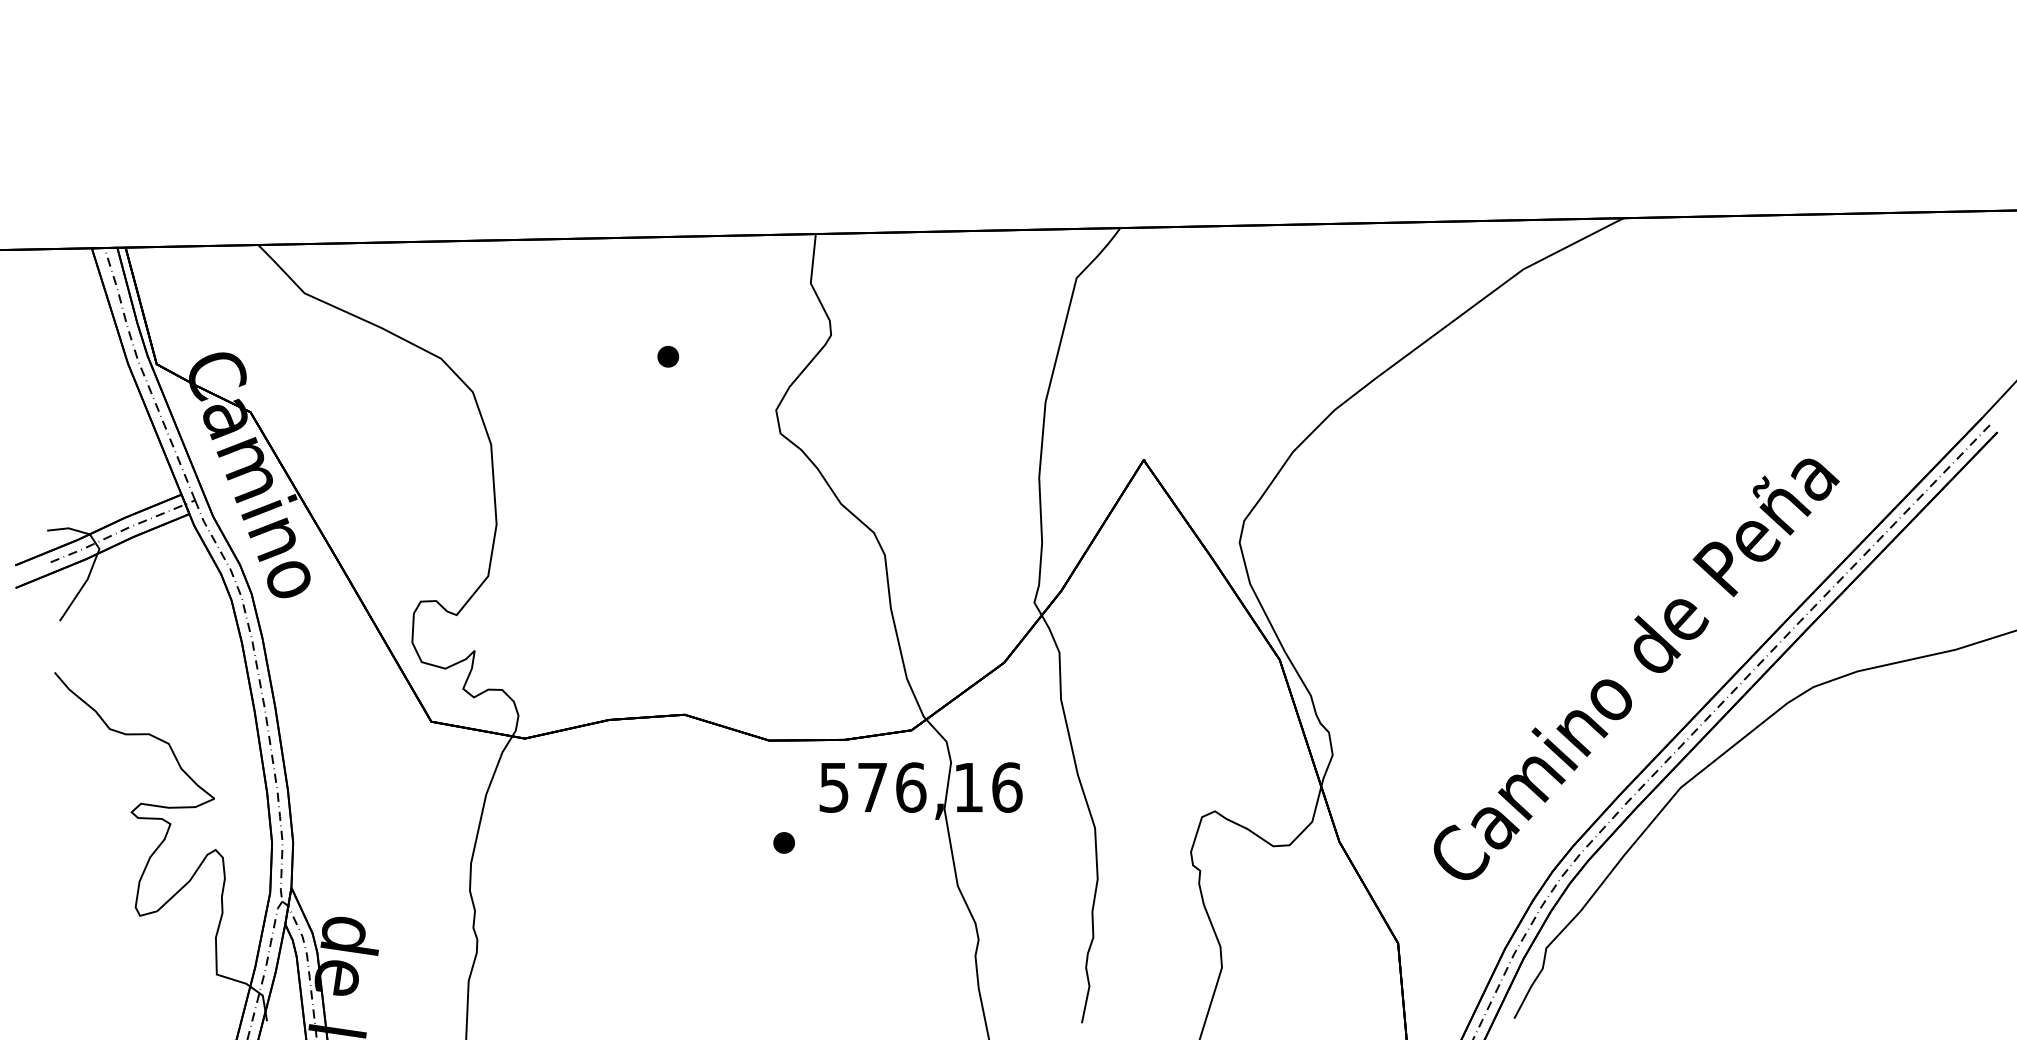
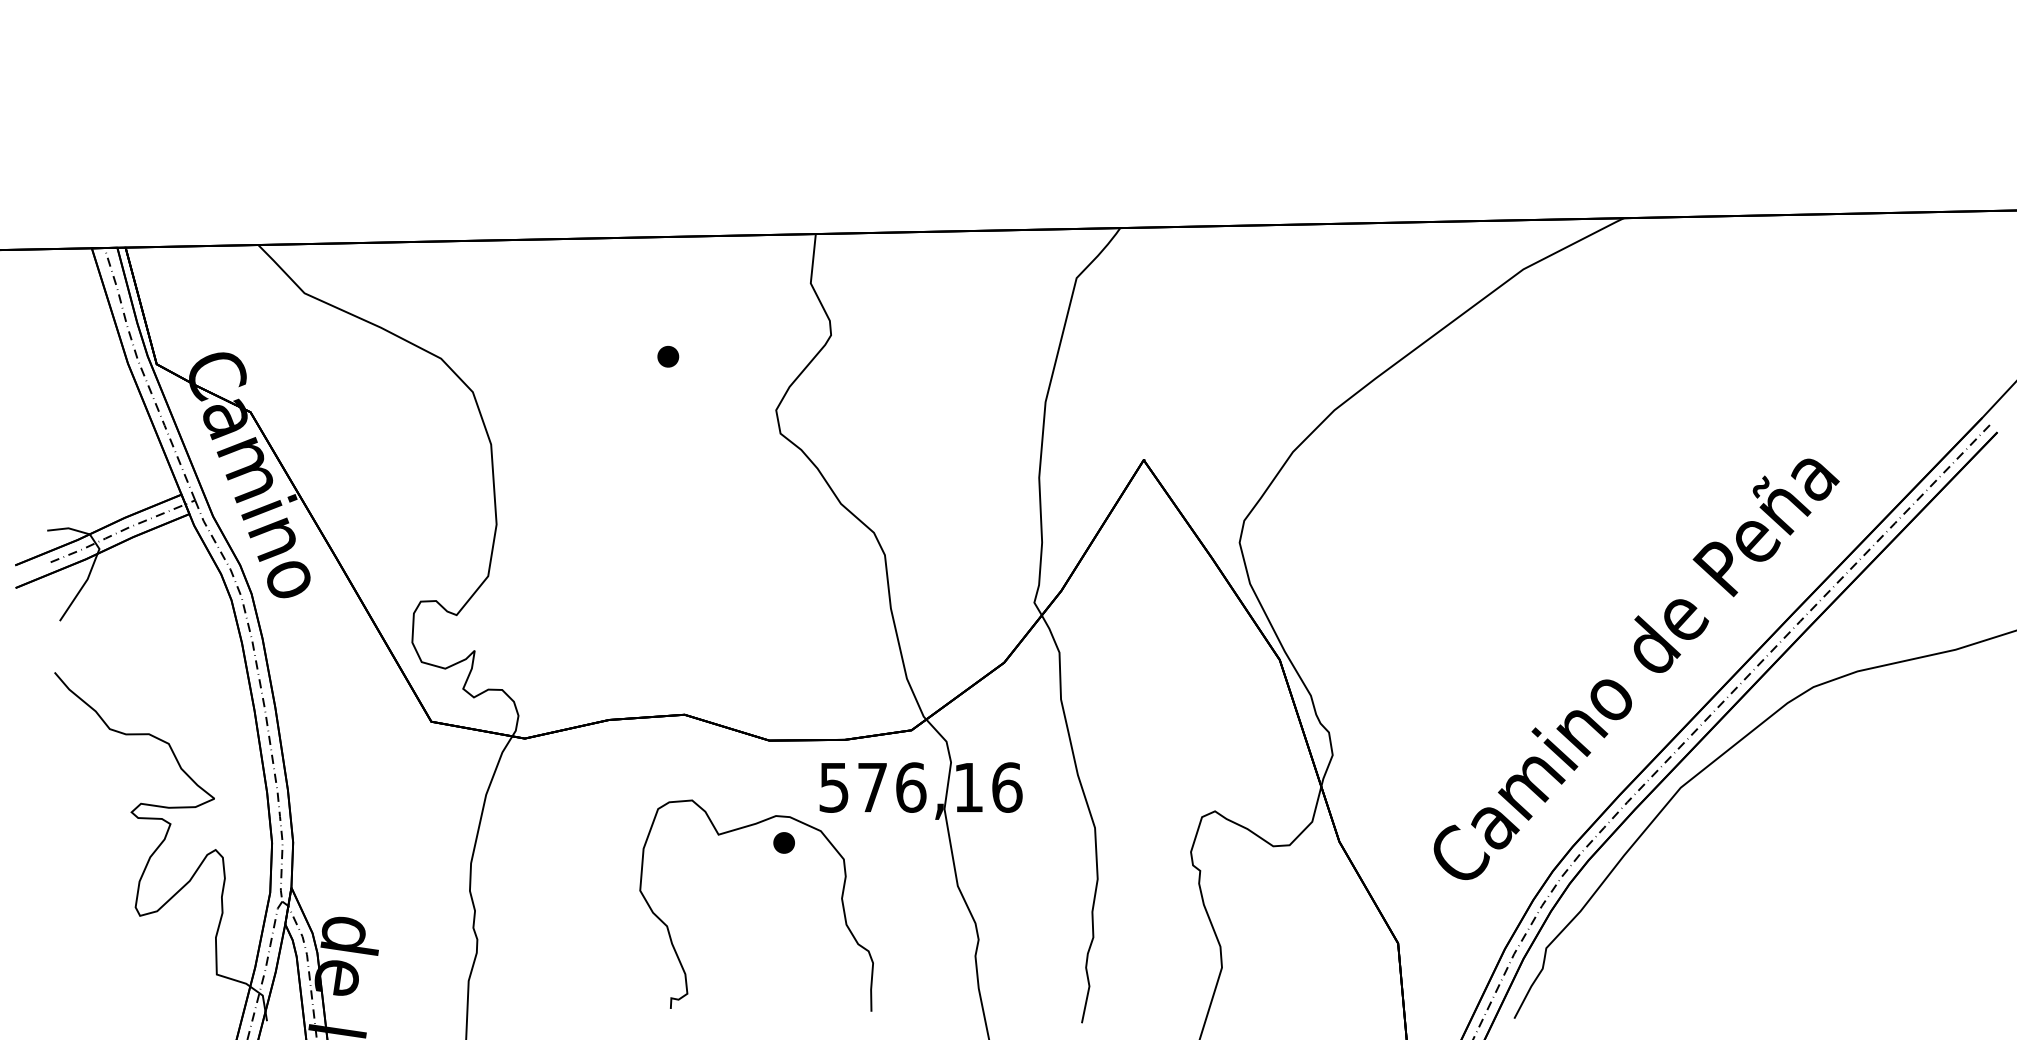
curve: none -> present (737, 830)
